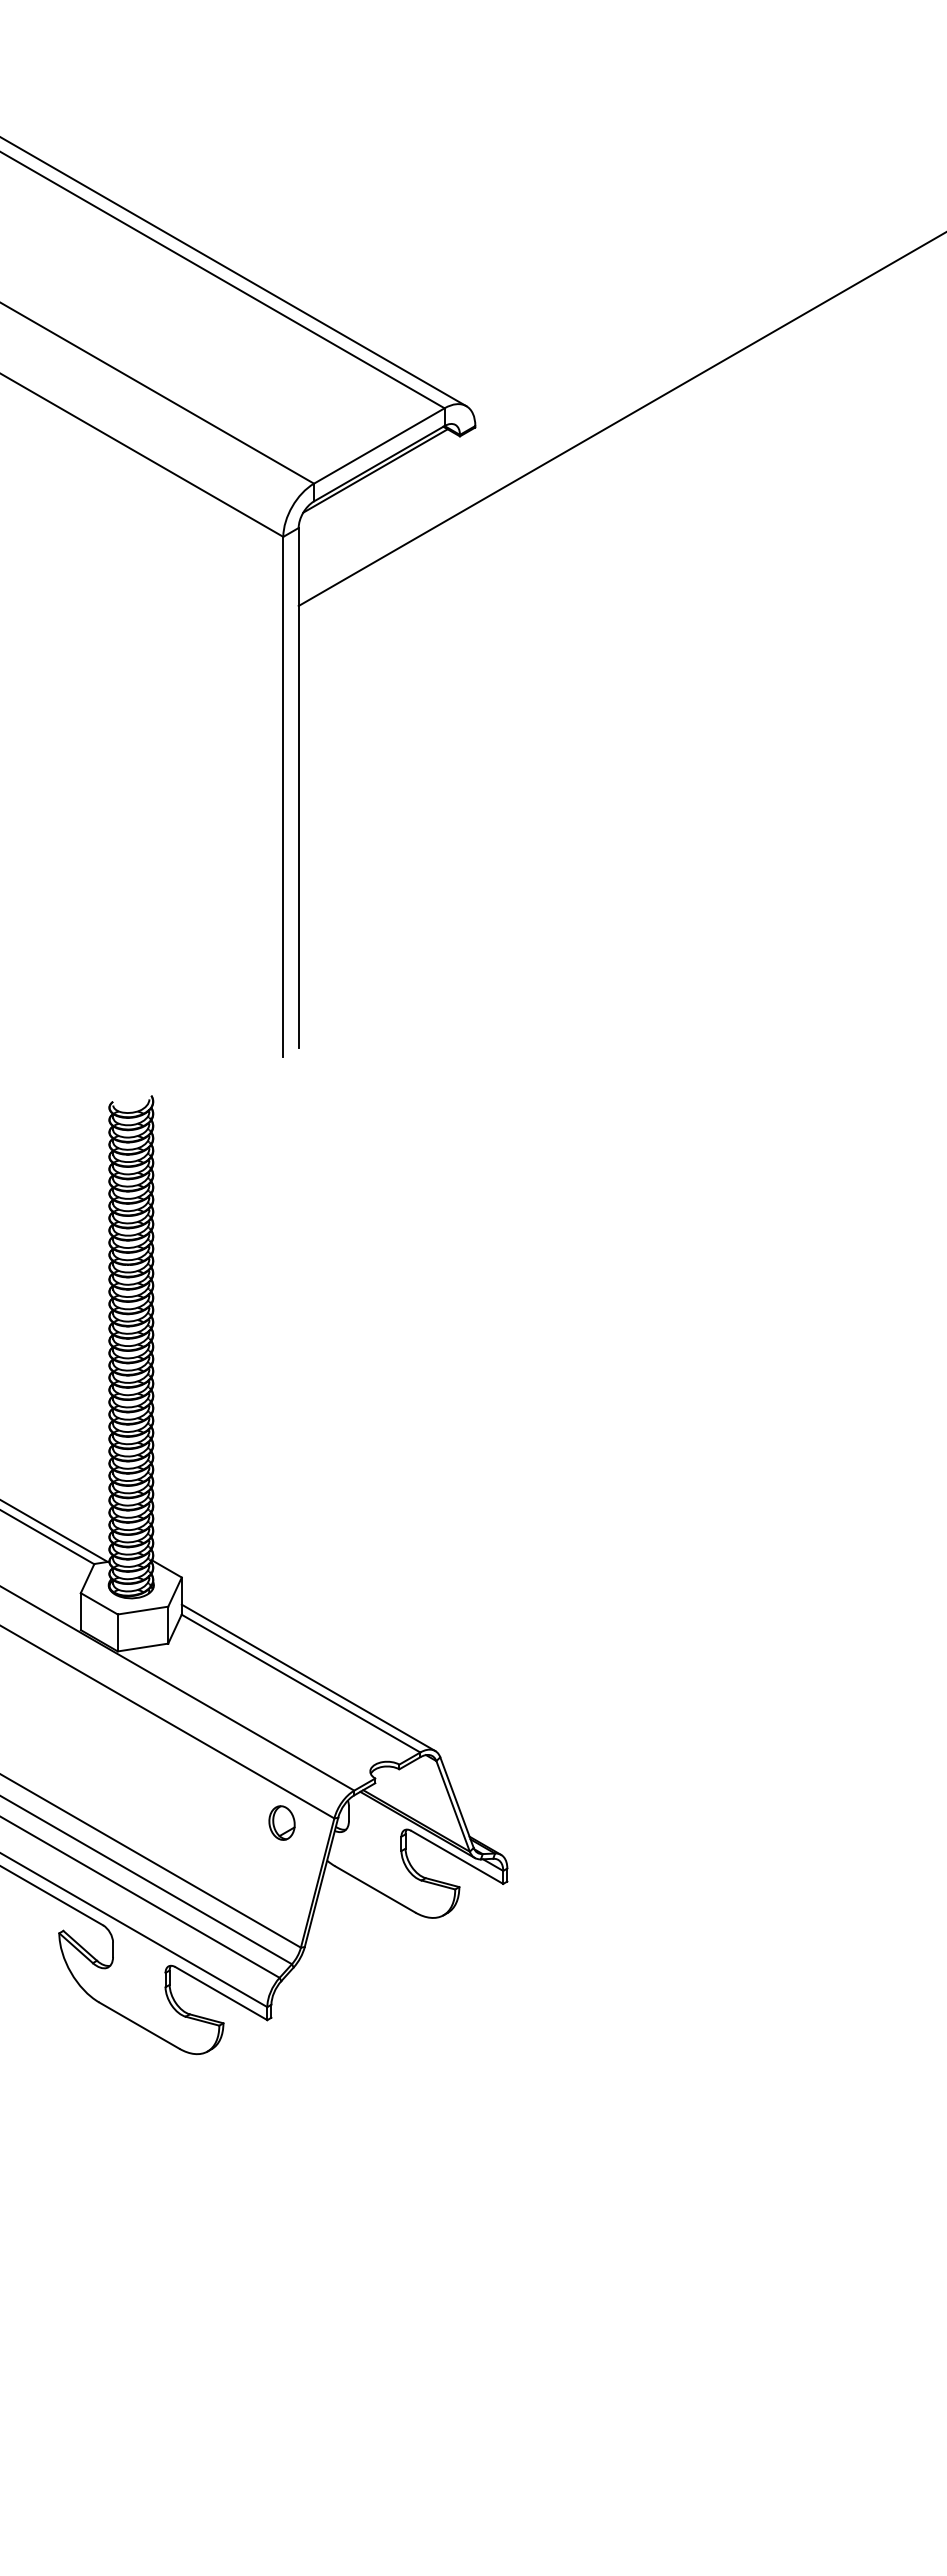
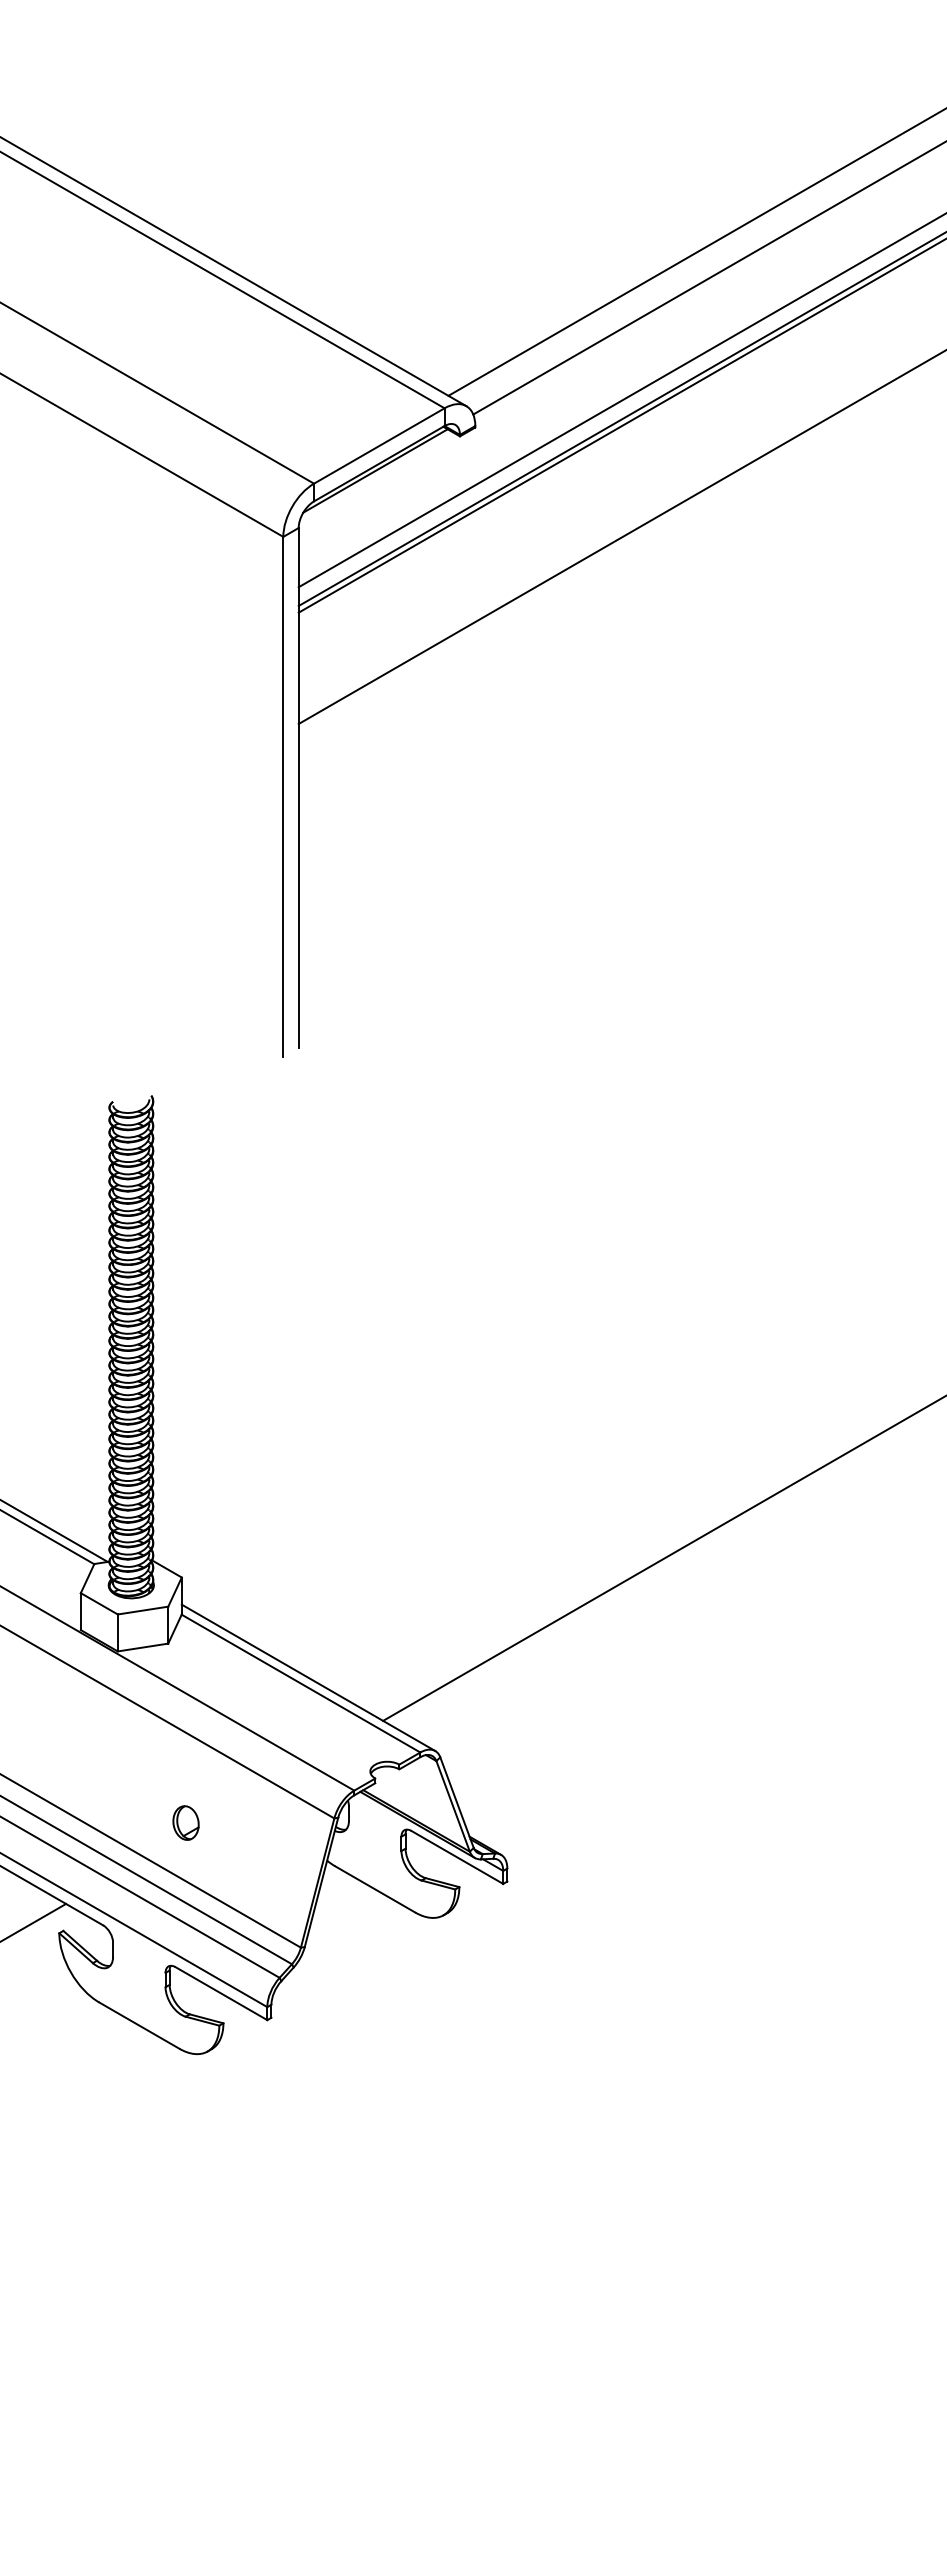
line: none -> present (695, 252)
line: none -> present (708, 278)
line: none -> present (620, 400)
line: none -> present (620, 426)
line: none -> present (620, 537)
line: none -> present (663, 1558)
part position: (281, 1822) -> (185, 1822) (185, 1822)
line: none -> present (34, 1921)
